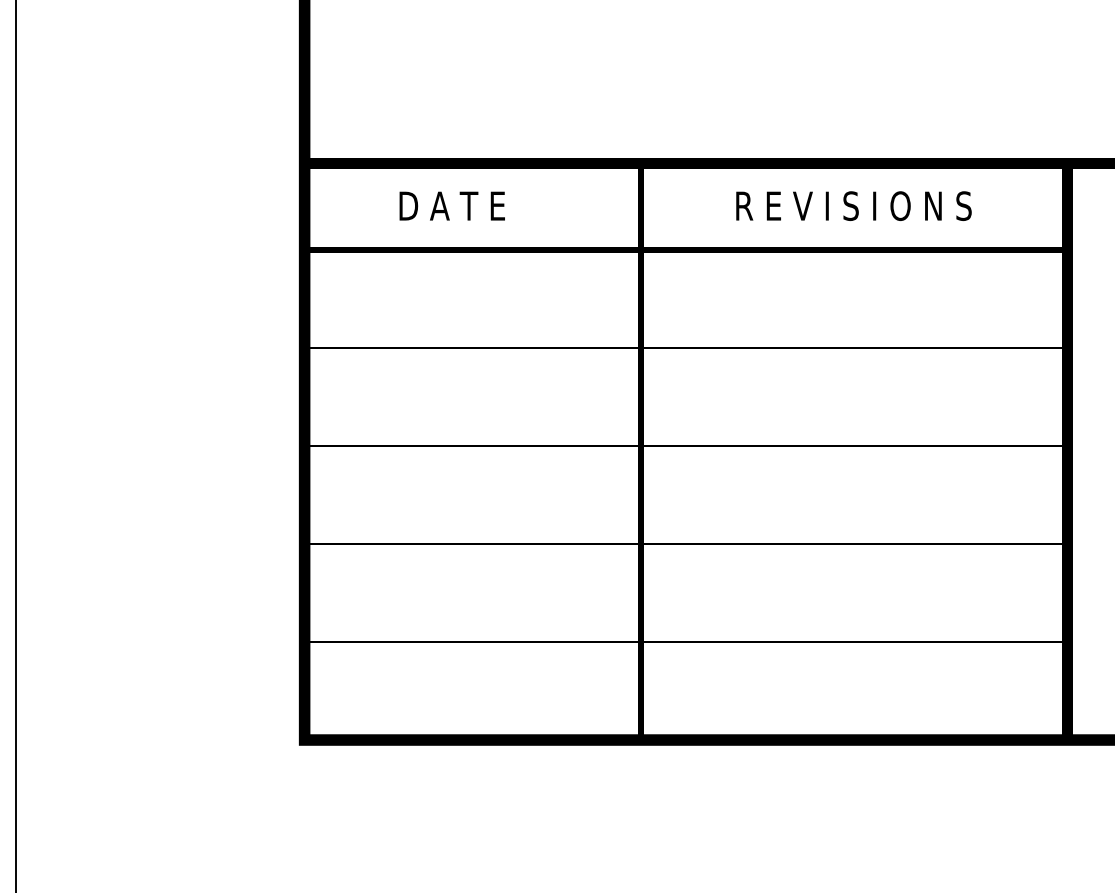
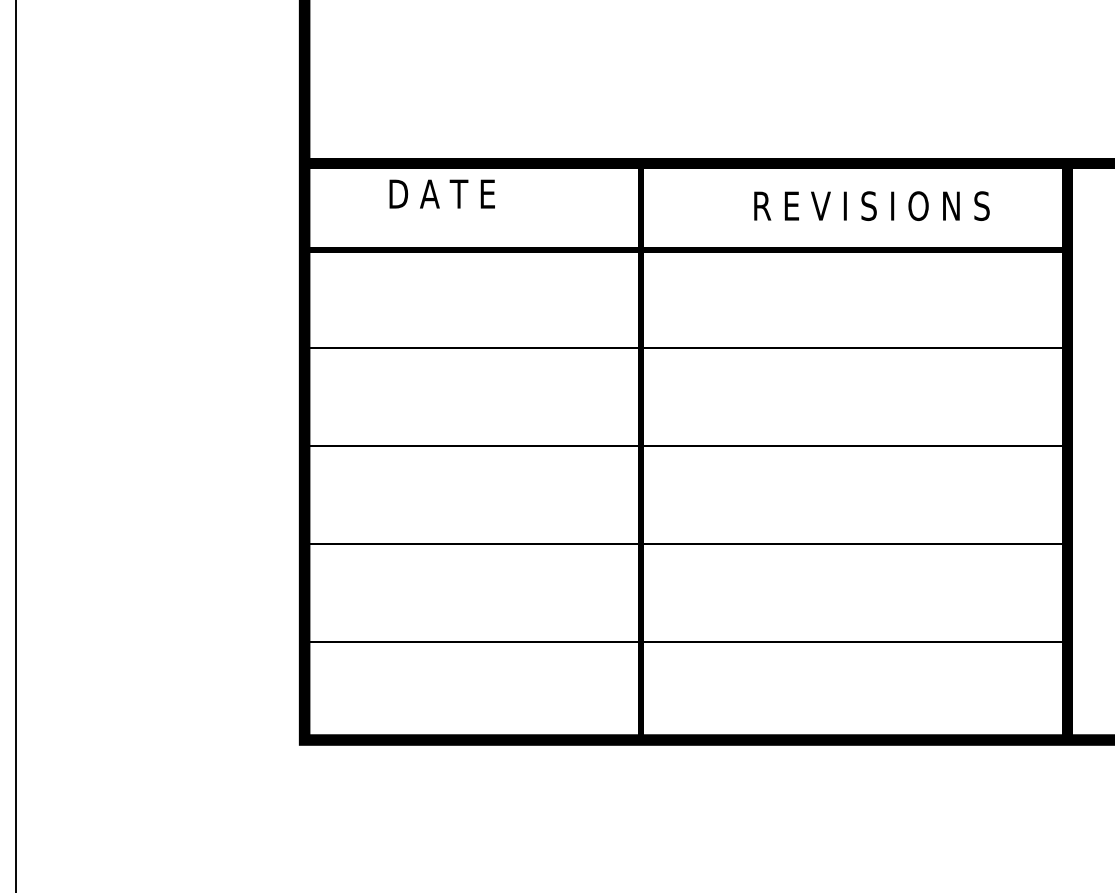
text position: (451, 205) -> (441, 193) (441, 193)
text position: (853, 205) -> (871, 205) (871, 205)
